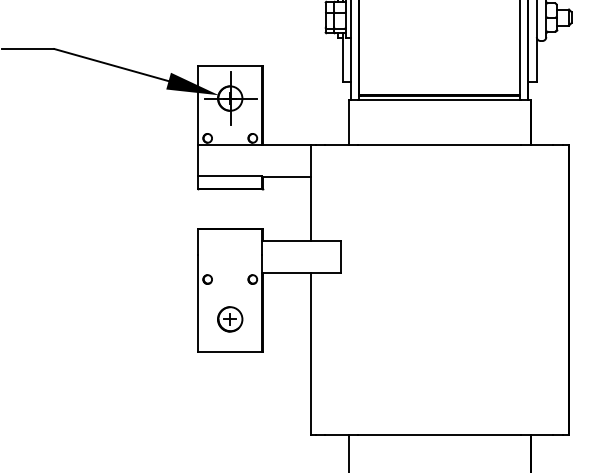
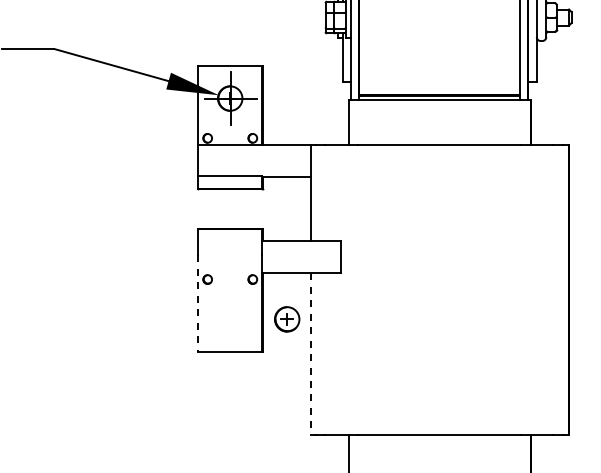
line: solid -> dashed (197, 304)
part position: (230, 319) -> (287, 319) (287, 319)
line: solid -> dashed (310, 354)
